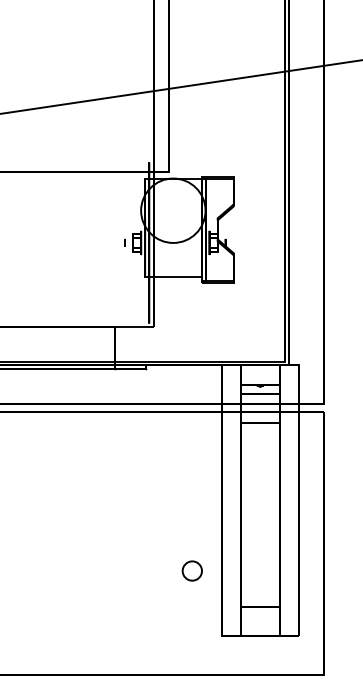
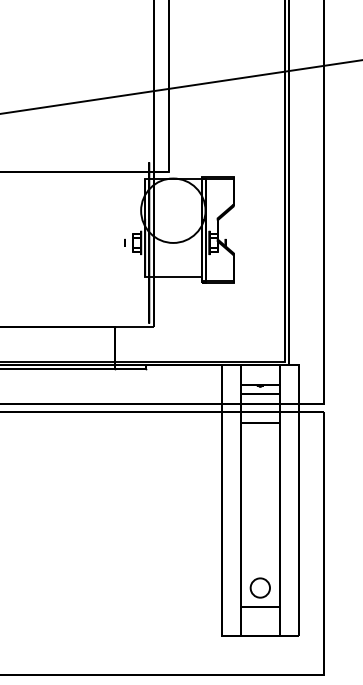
circle position: (191, 570) -> (259, 587) (259, 587)
